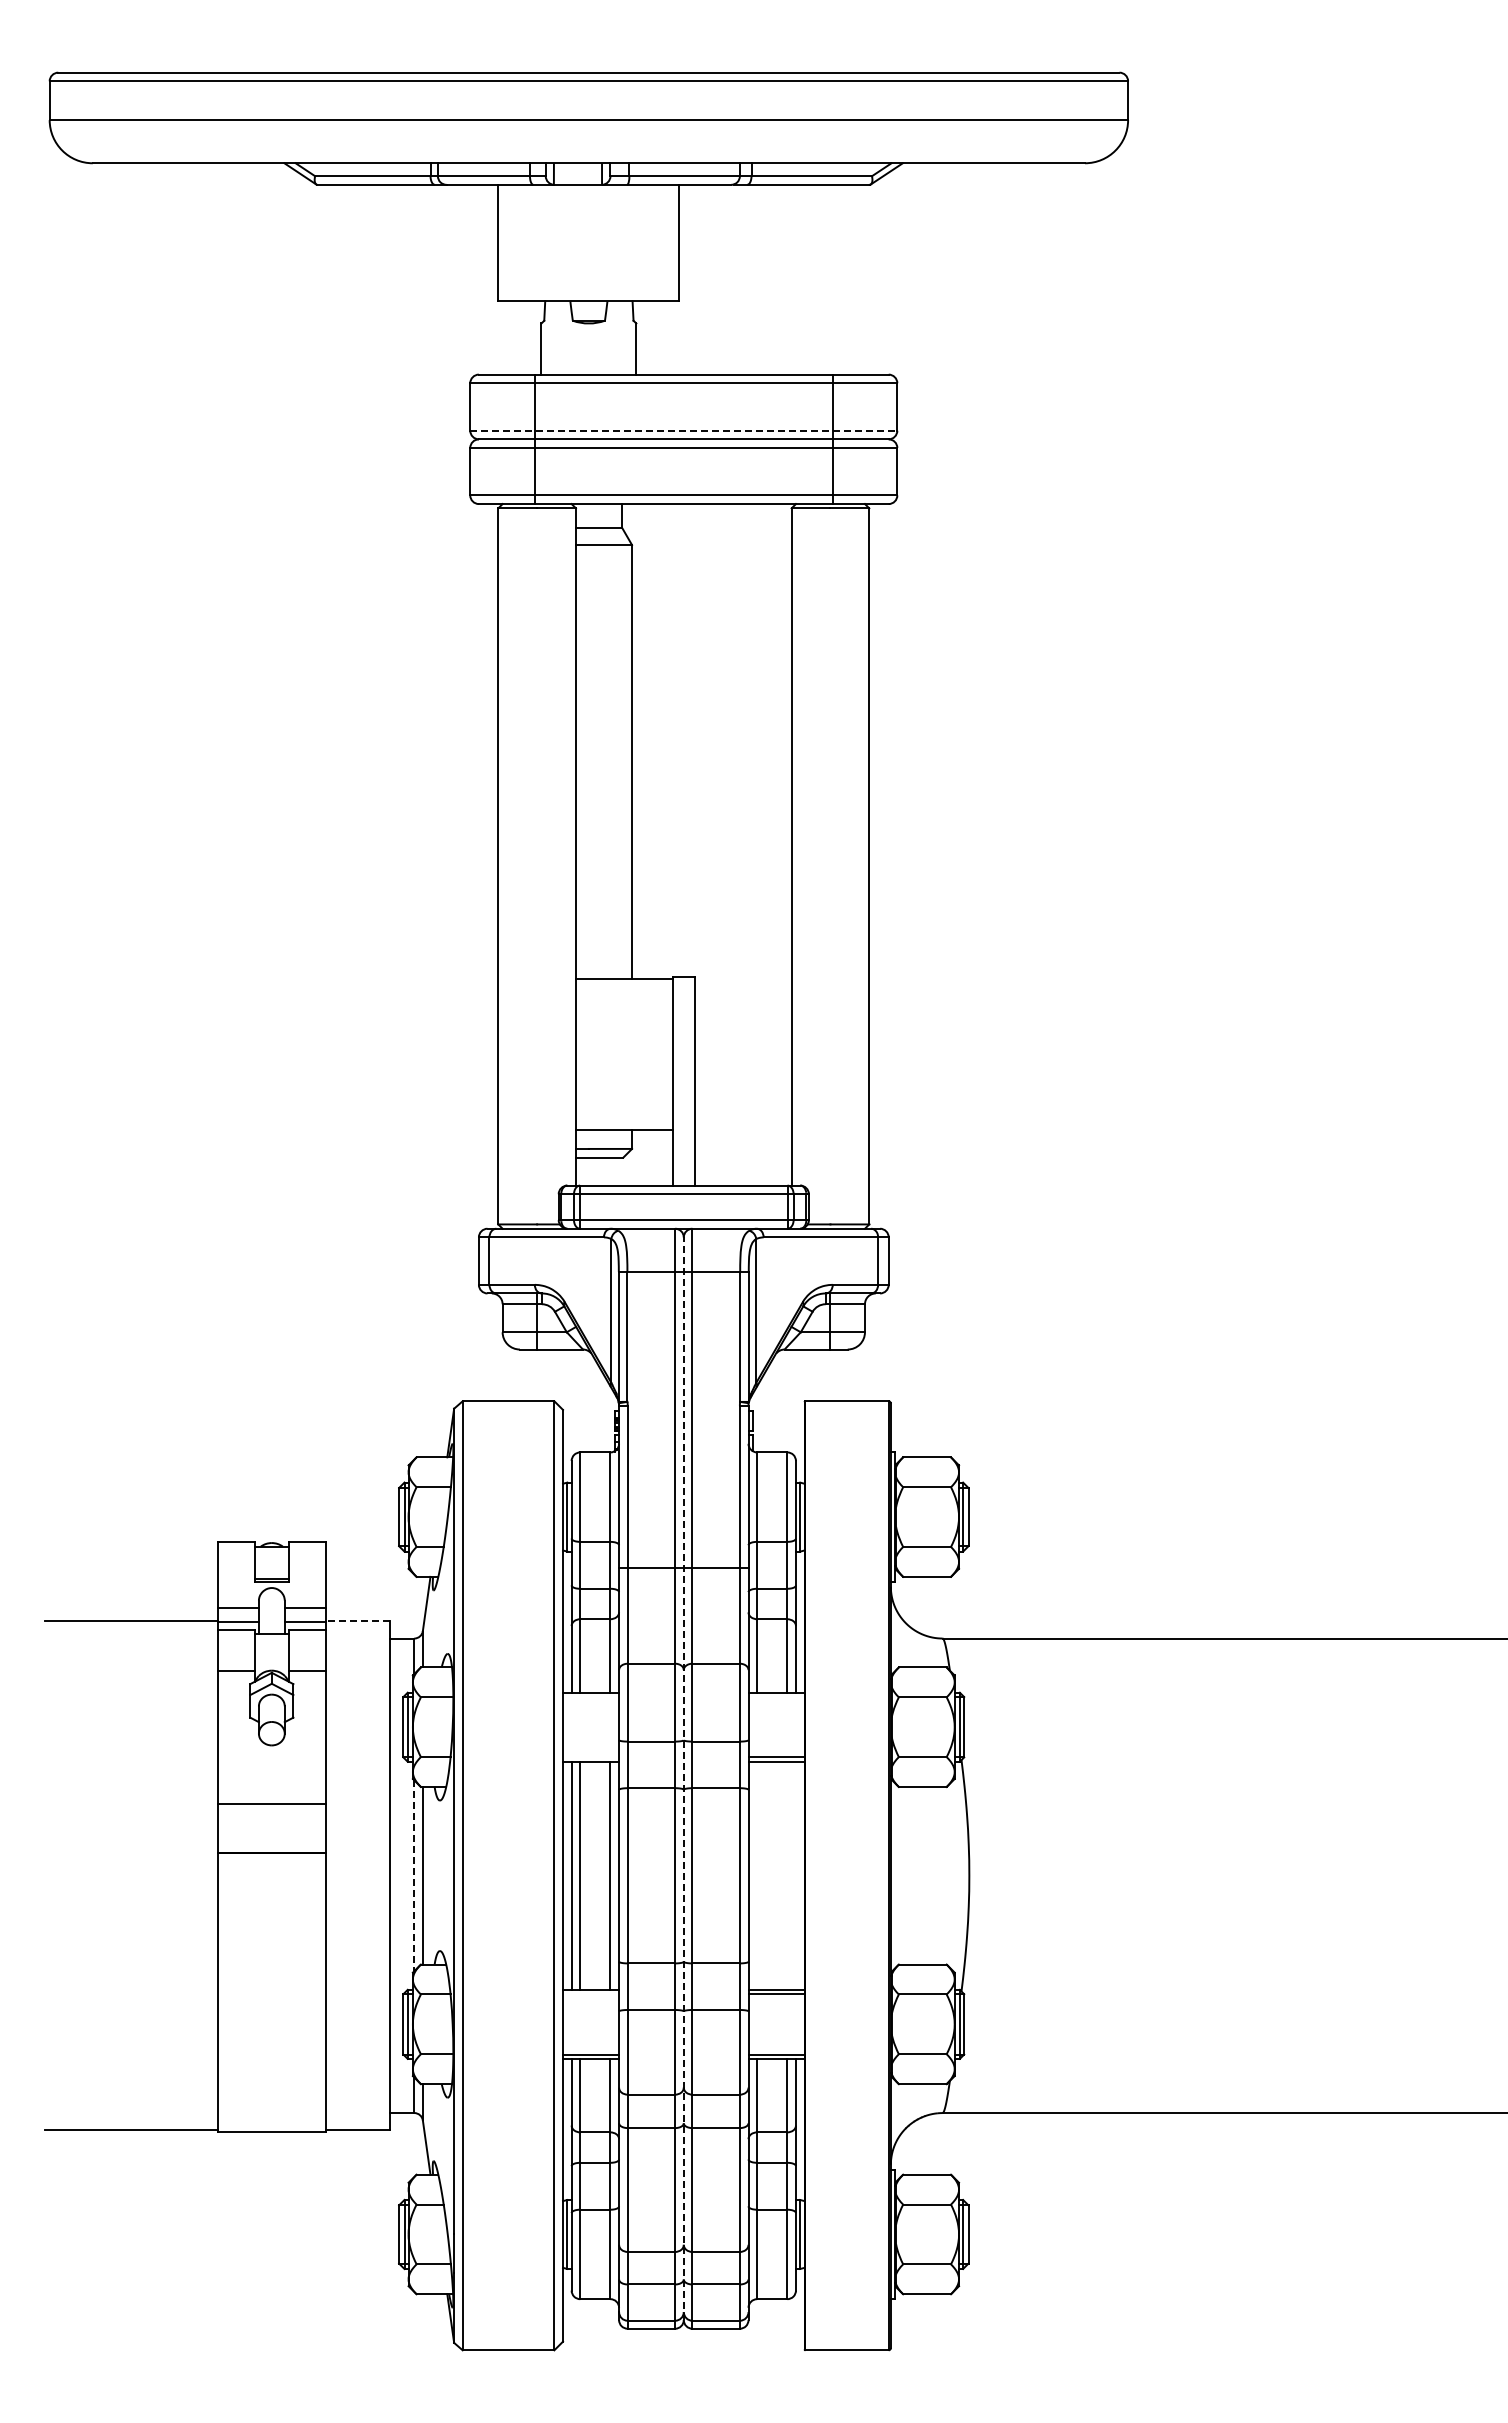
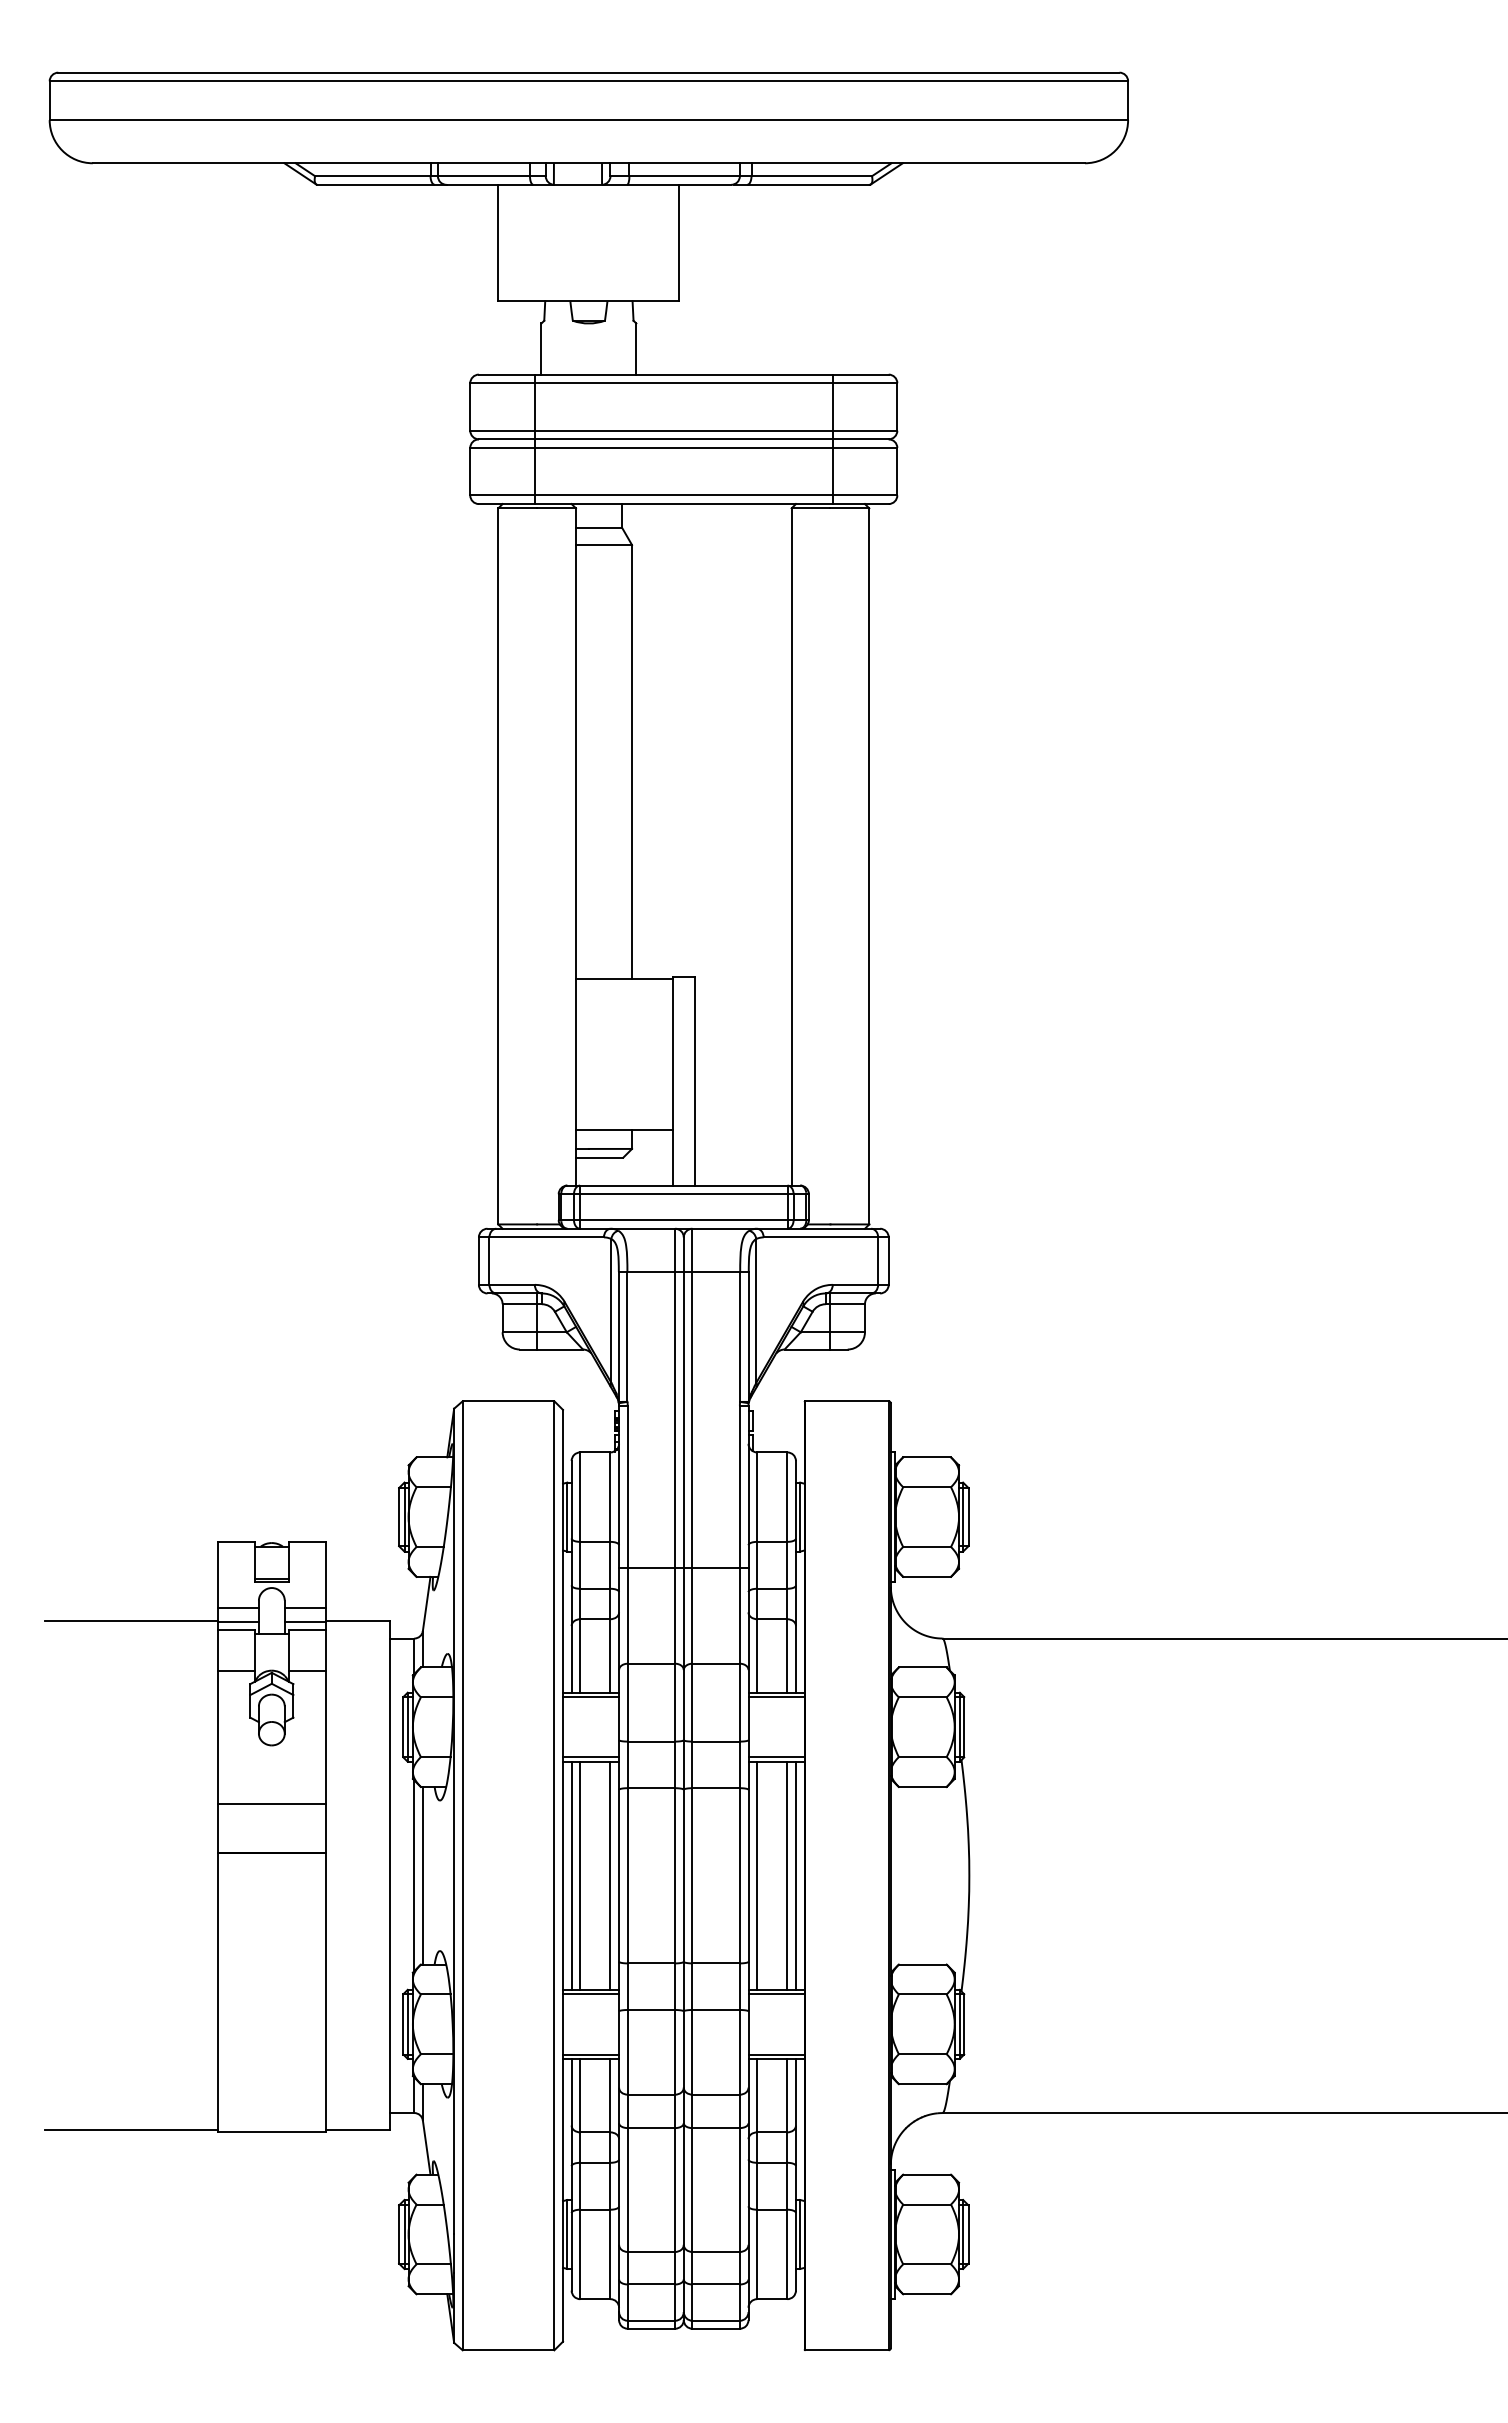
line: dashed -> solid (683, 430)
line: dashed -> solid (357, 1621)
line: none -> present (591, 1697)
line: none -> present (776, 1697)
line: none -> present (591, 1757)
line: dashed -> solid (683, 1778)
line: none -> present (757, 1875)
line: none -> present (787, 1875)
line: none -> present (795, 1875)
line: dashed -> solid (414, 1876)
line: none -> present (591, 1994)
